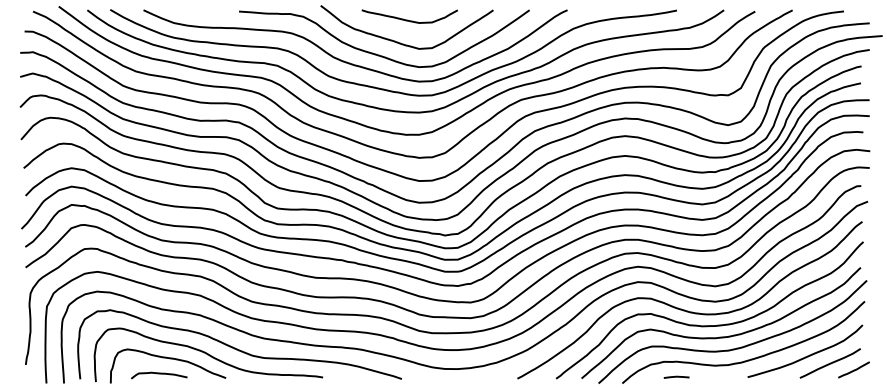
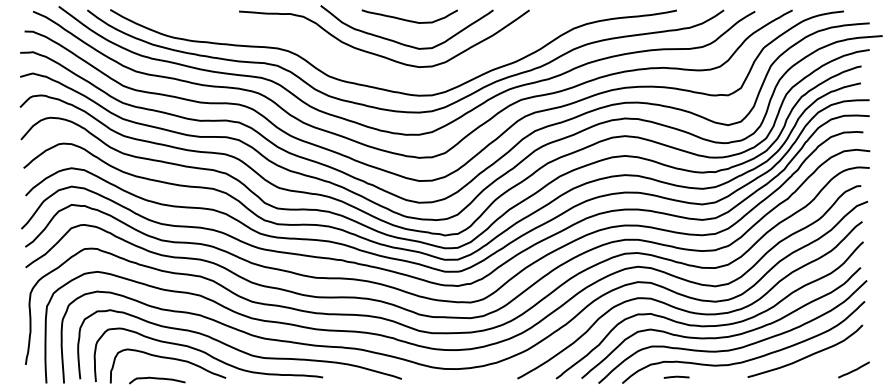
curve: present -> none (350, 62)
line: present -> none (829, 363)
curve position: (159, 374) -> (157, 379) (157, 379)
